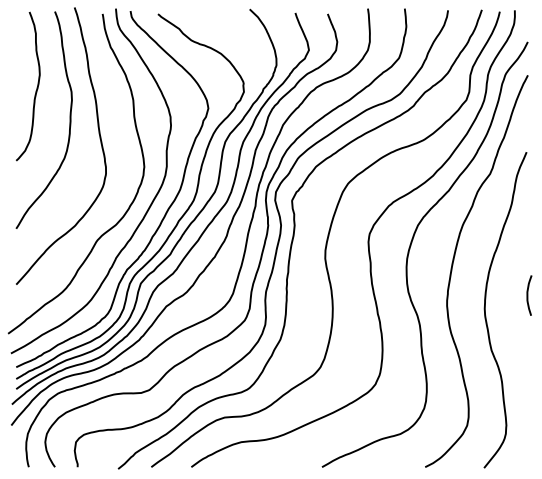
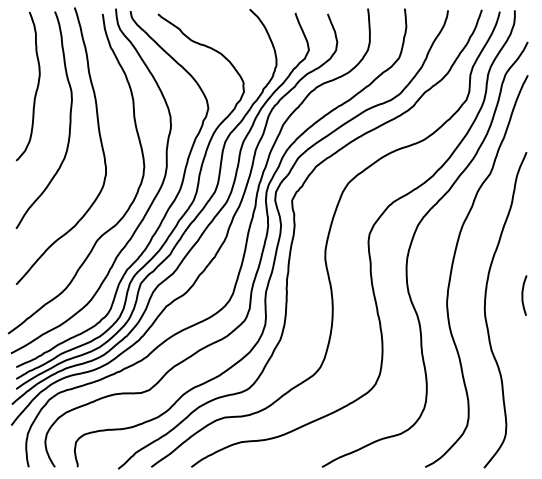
curve position: (528, 295) -> (523, 295) (523, 295)
